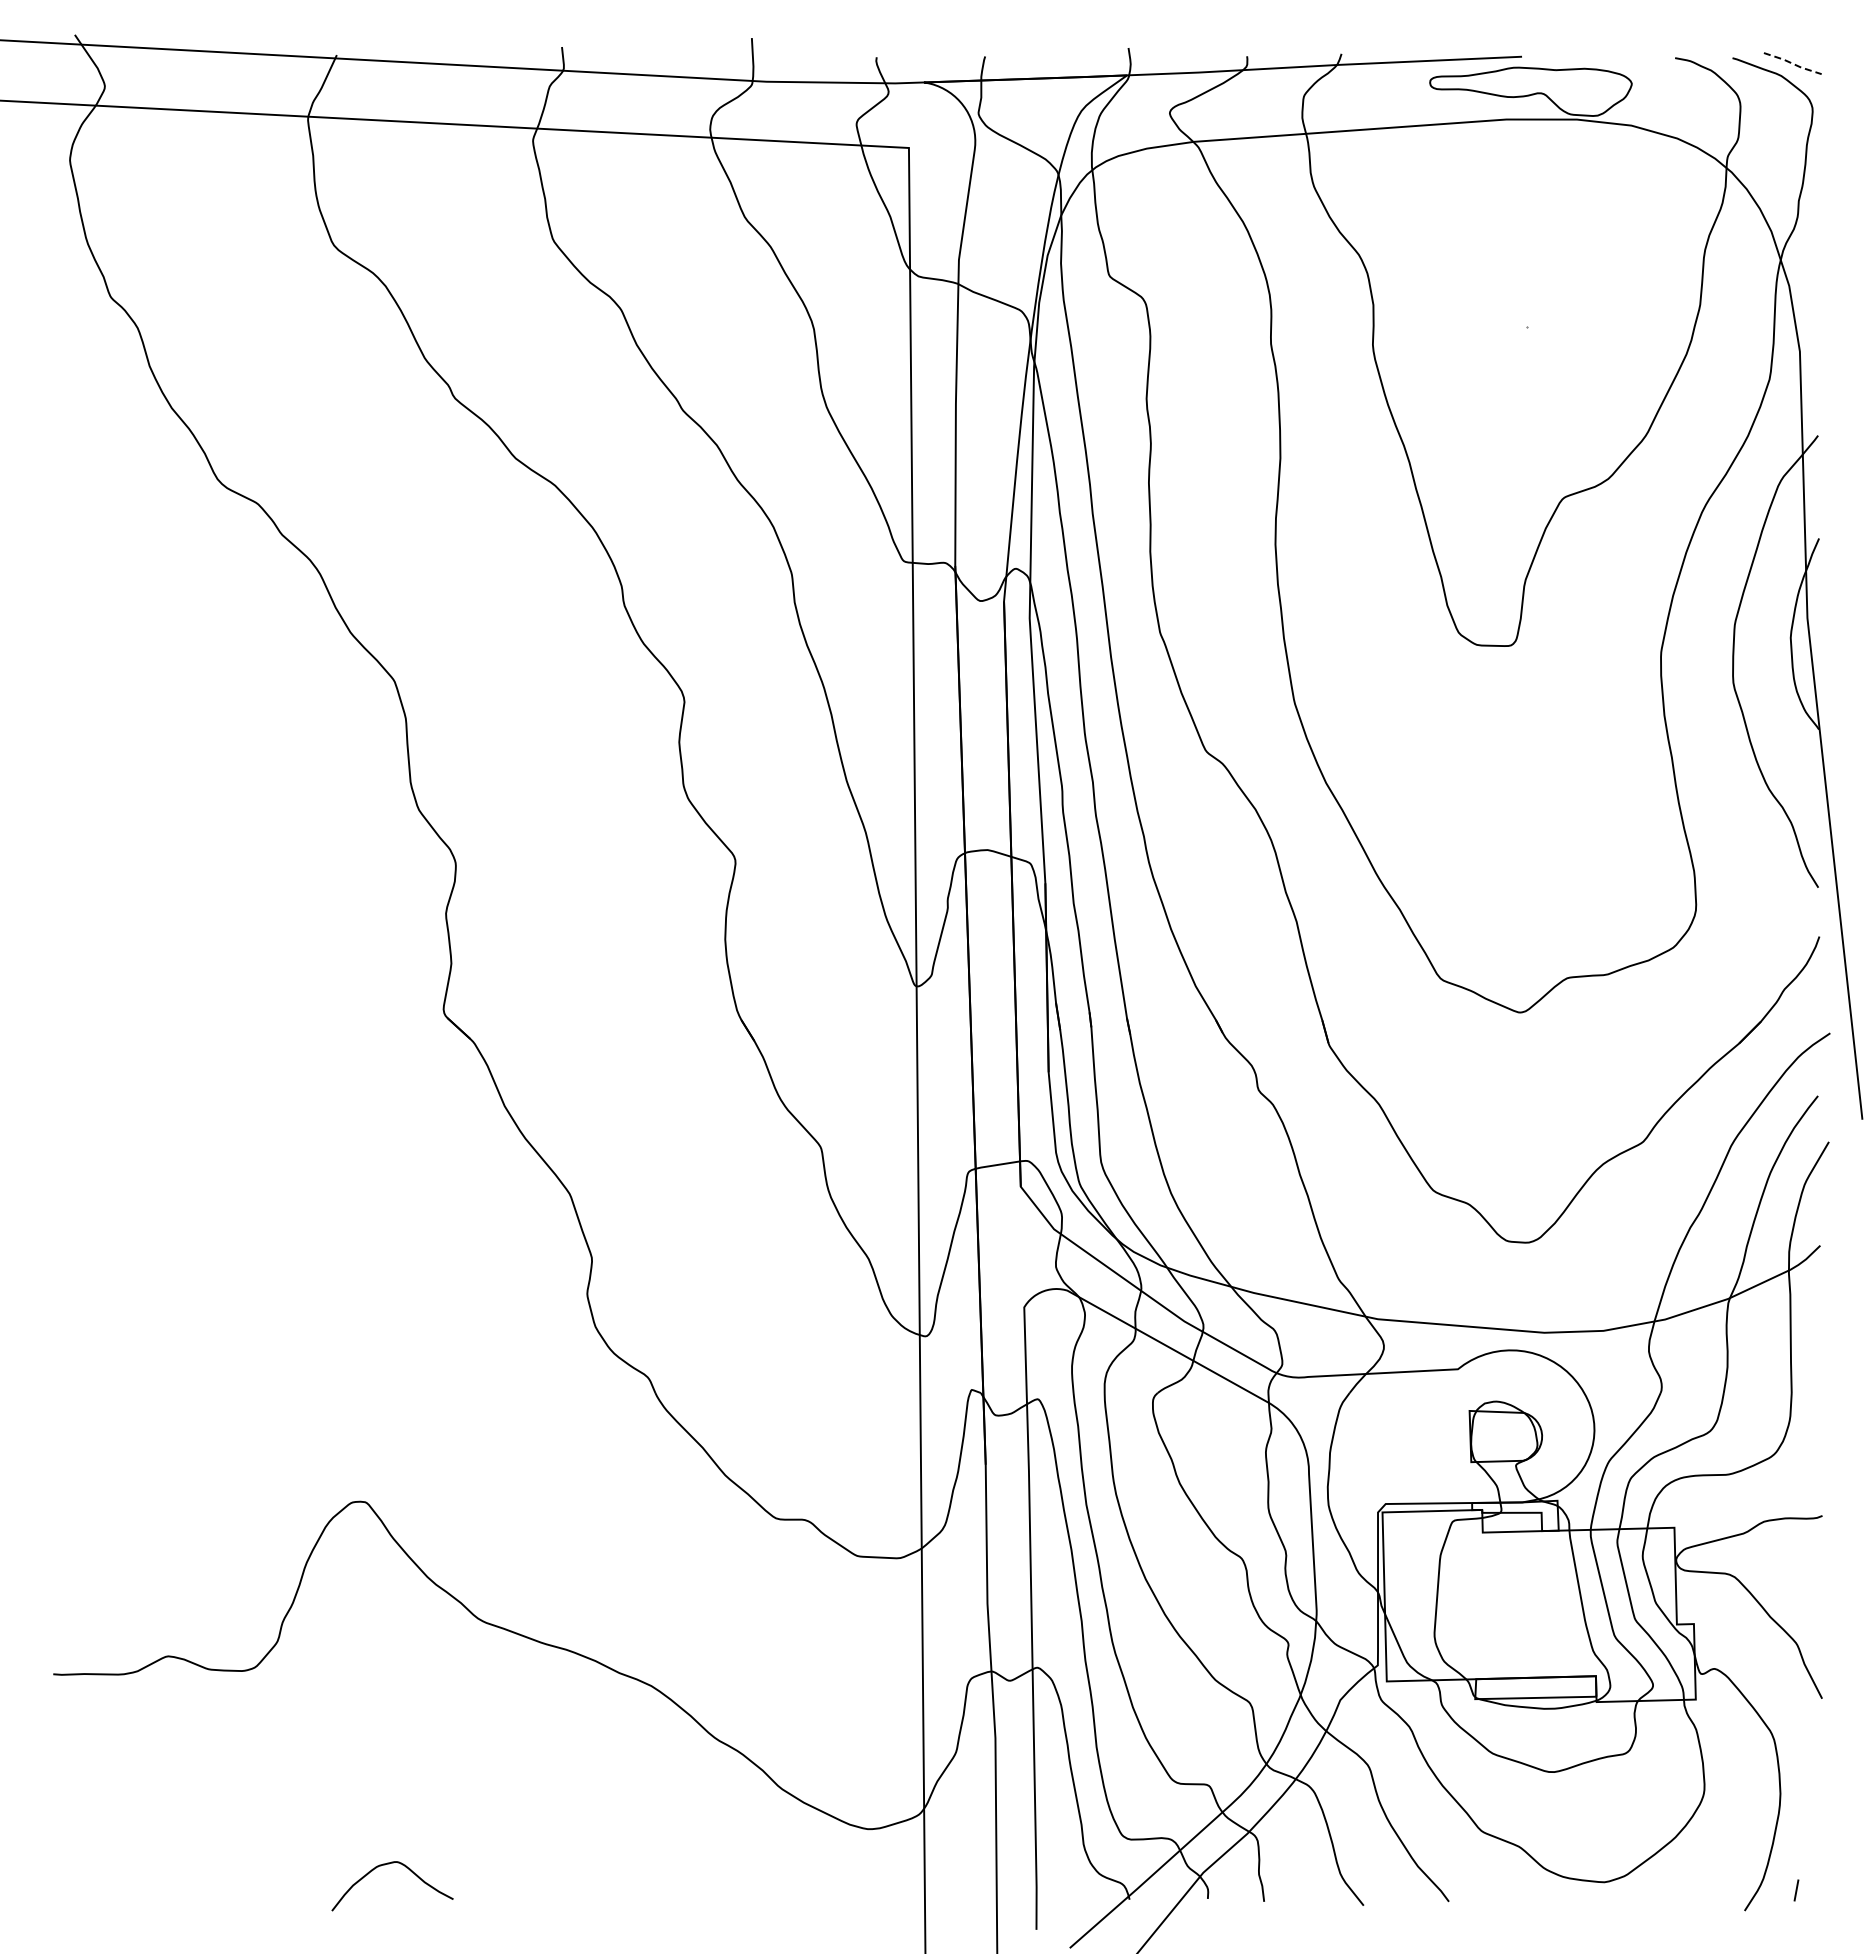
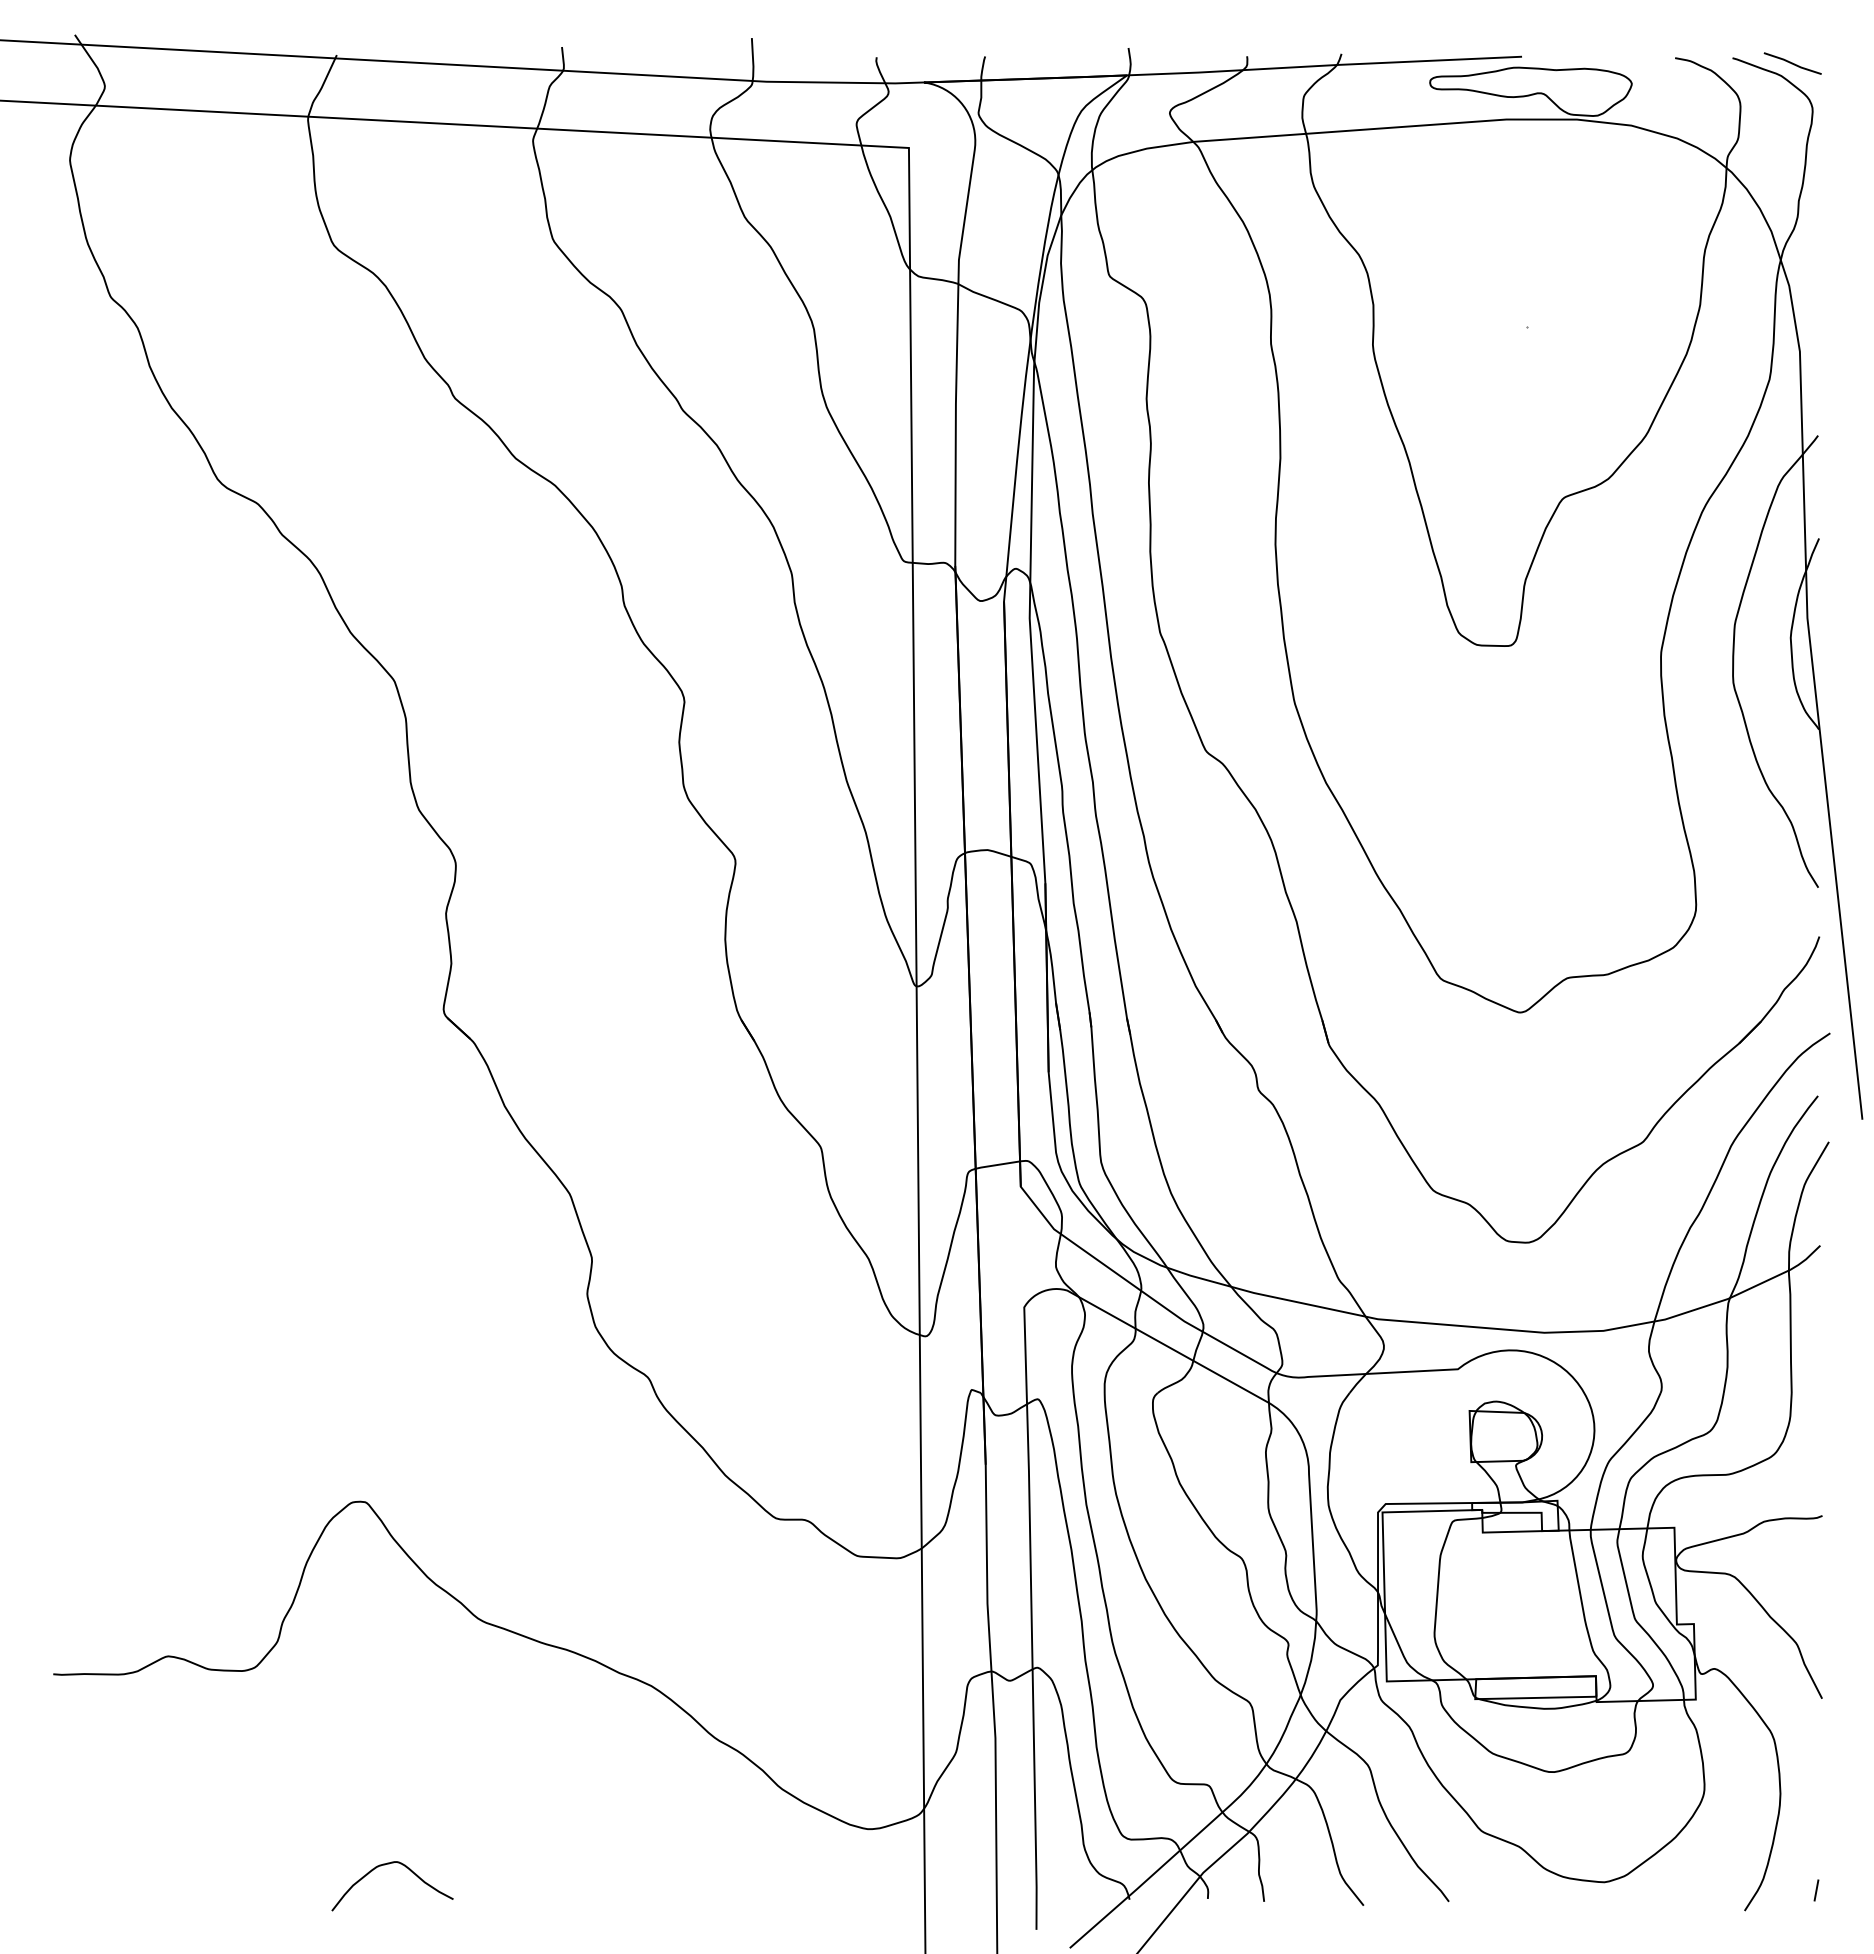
line: dashed -> solid (1793, 63)
line position: (1796, 1890) -> (1816, 1890) (1816, 1890)
